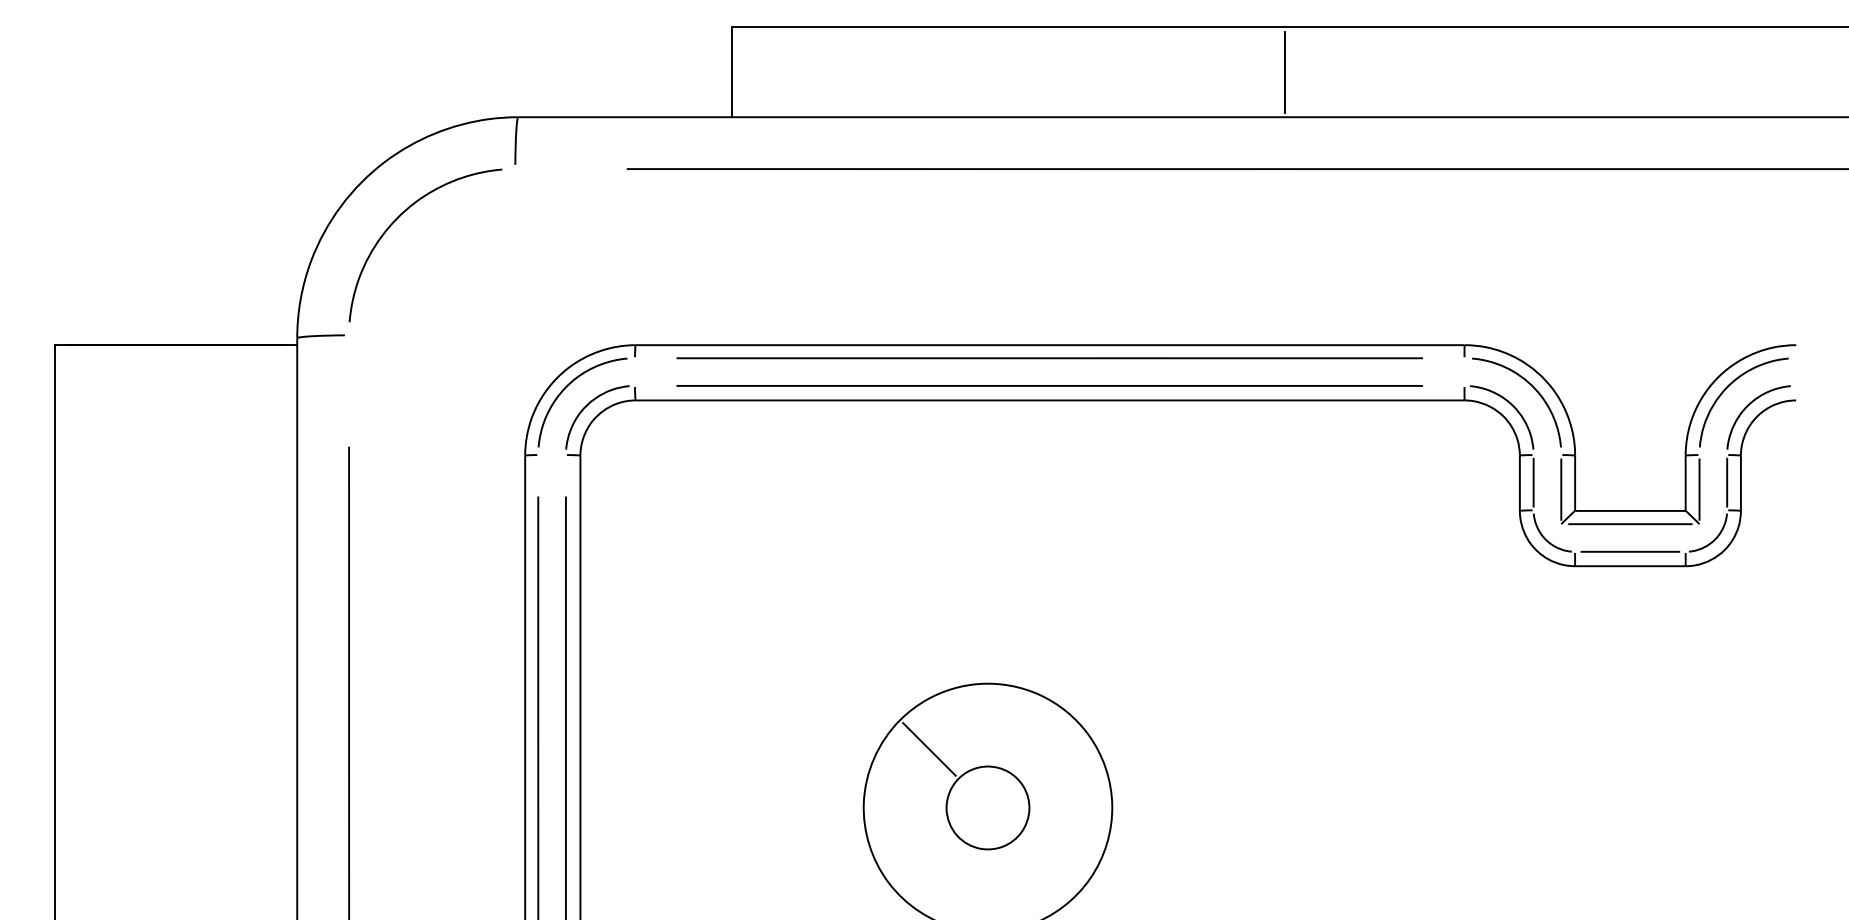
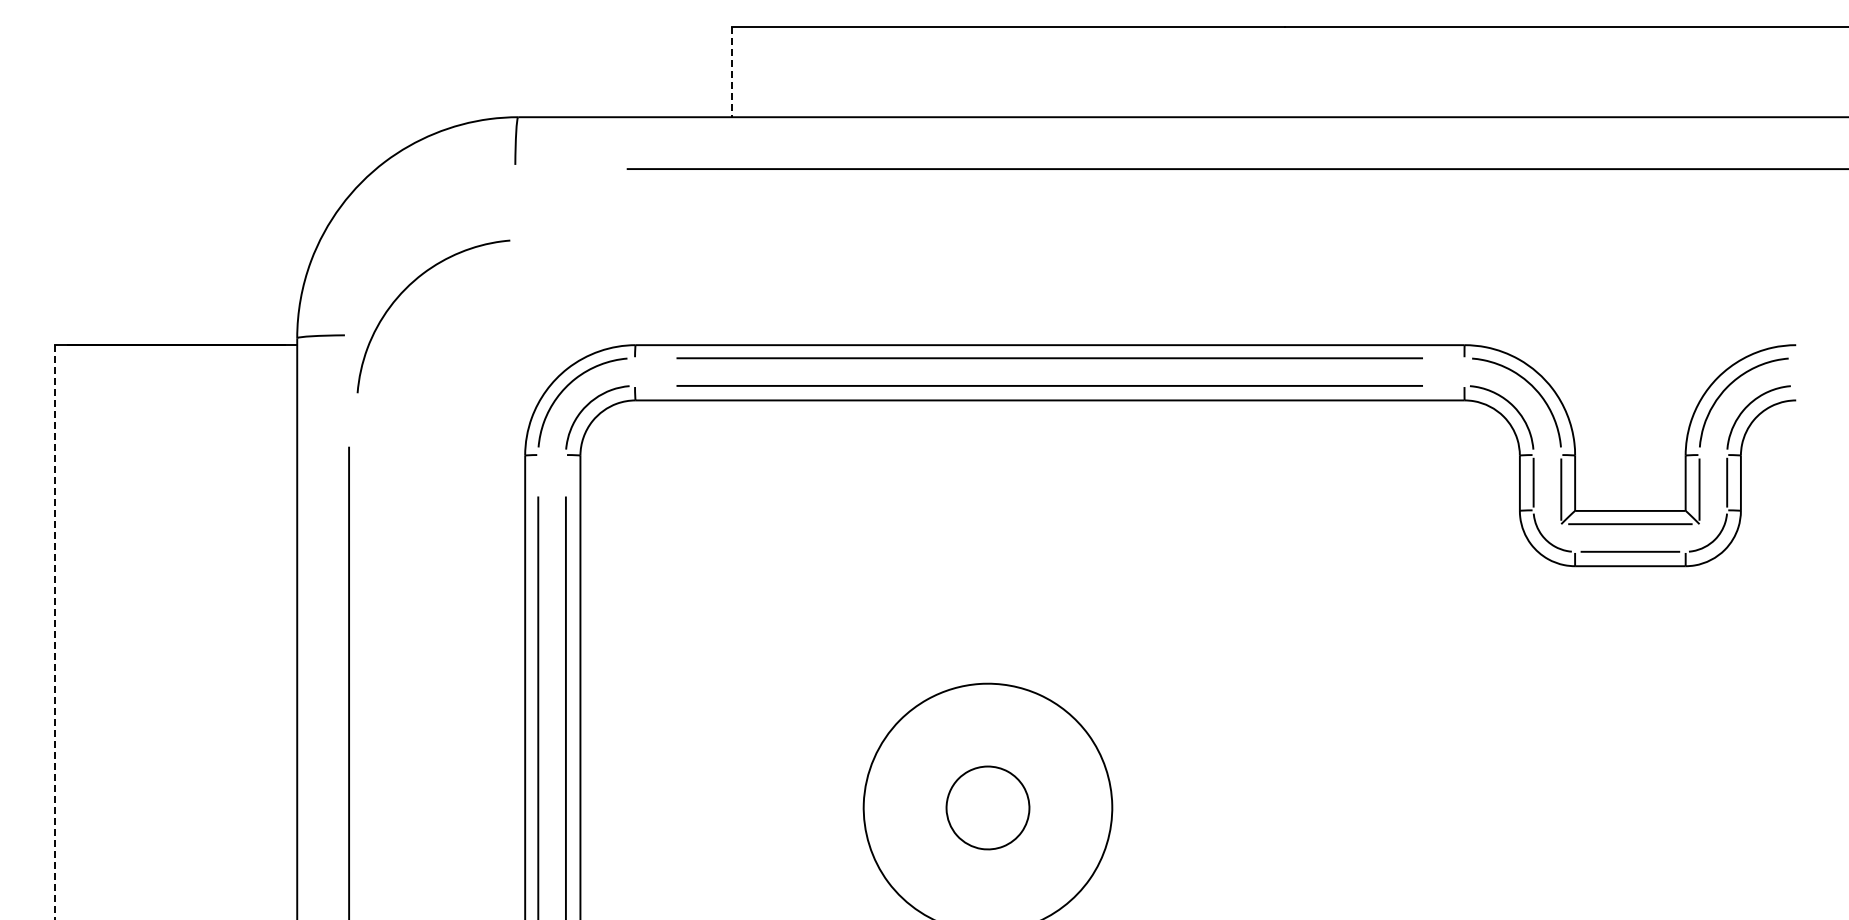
line: present -> none (1285, 71)
line: solid -> dashed (732, 72)
curve position: (398, 218) -> (406, 289) (406, 289)
line: solid -> dashed (55, 633)
line: present -> none (929, 749)
